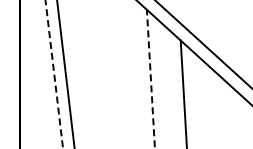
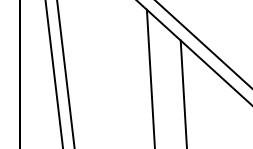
line: dashed -> solid (54, 74)
line: dashed -> solid (150, 78)
